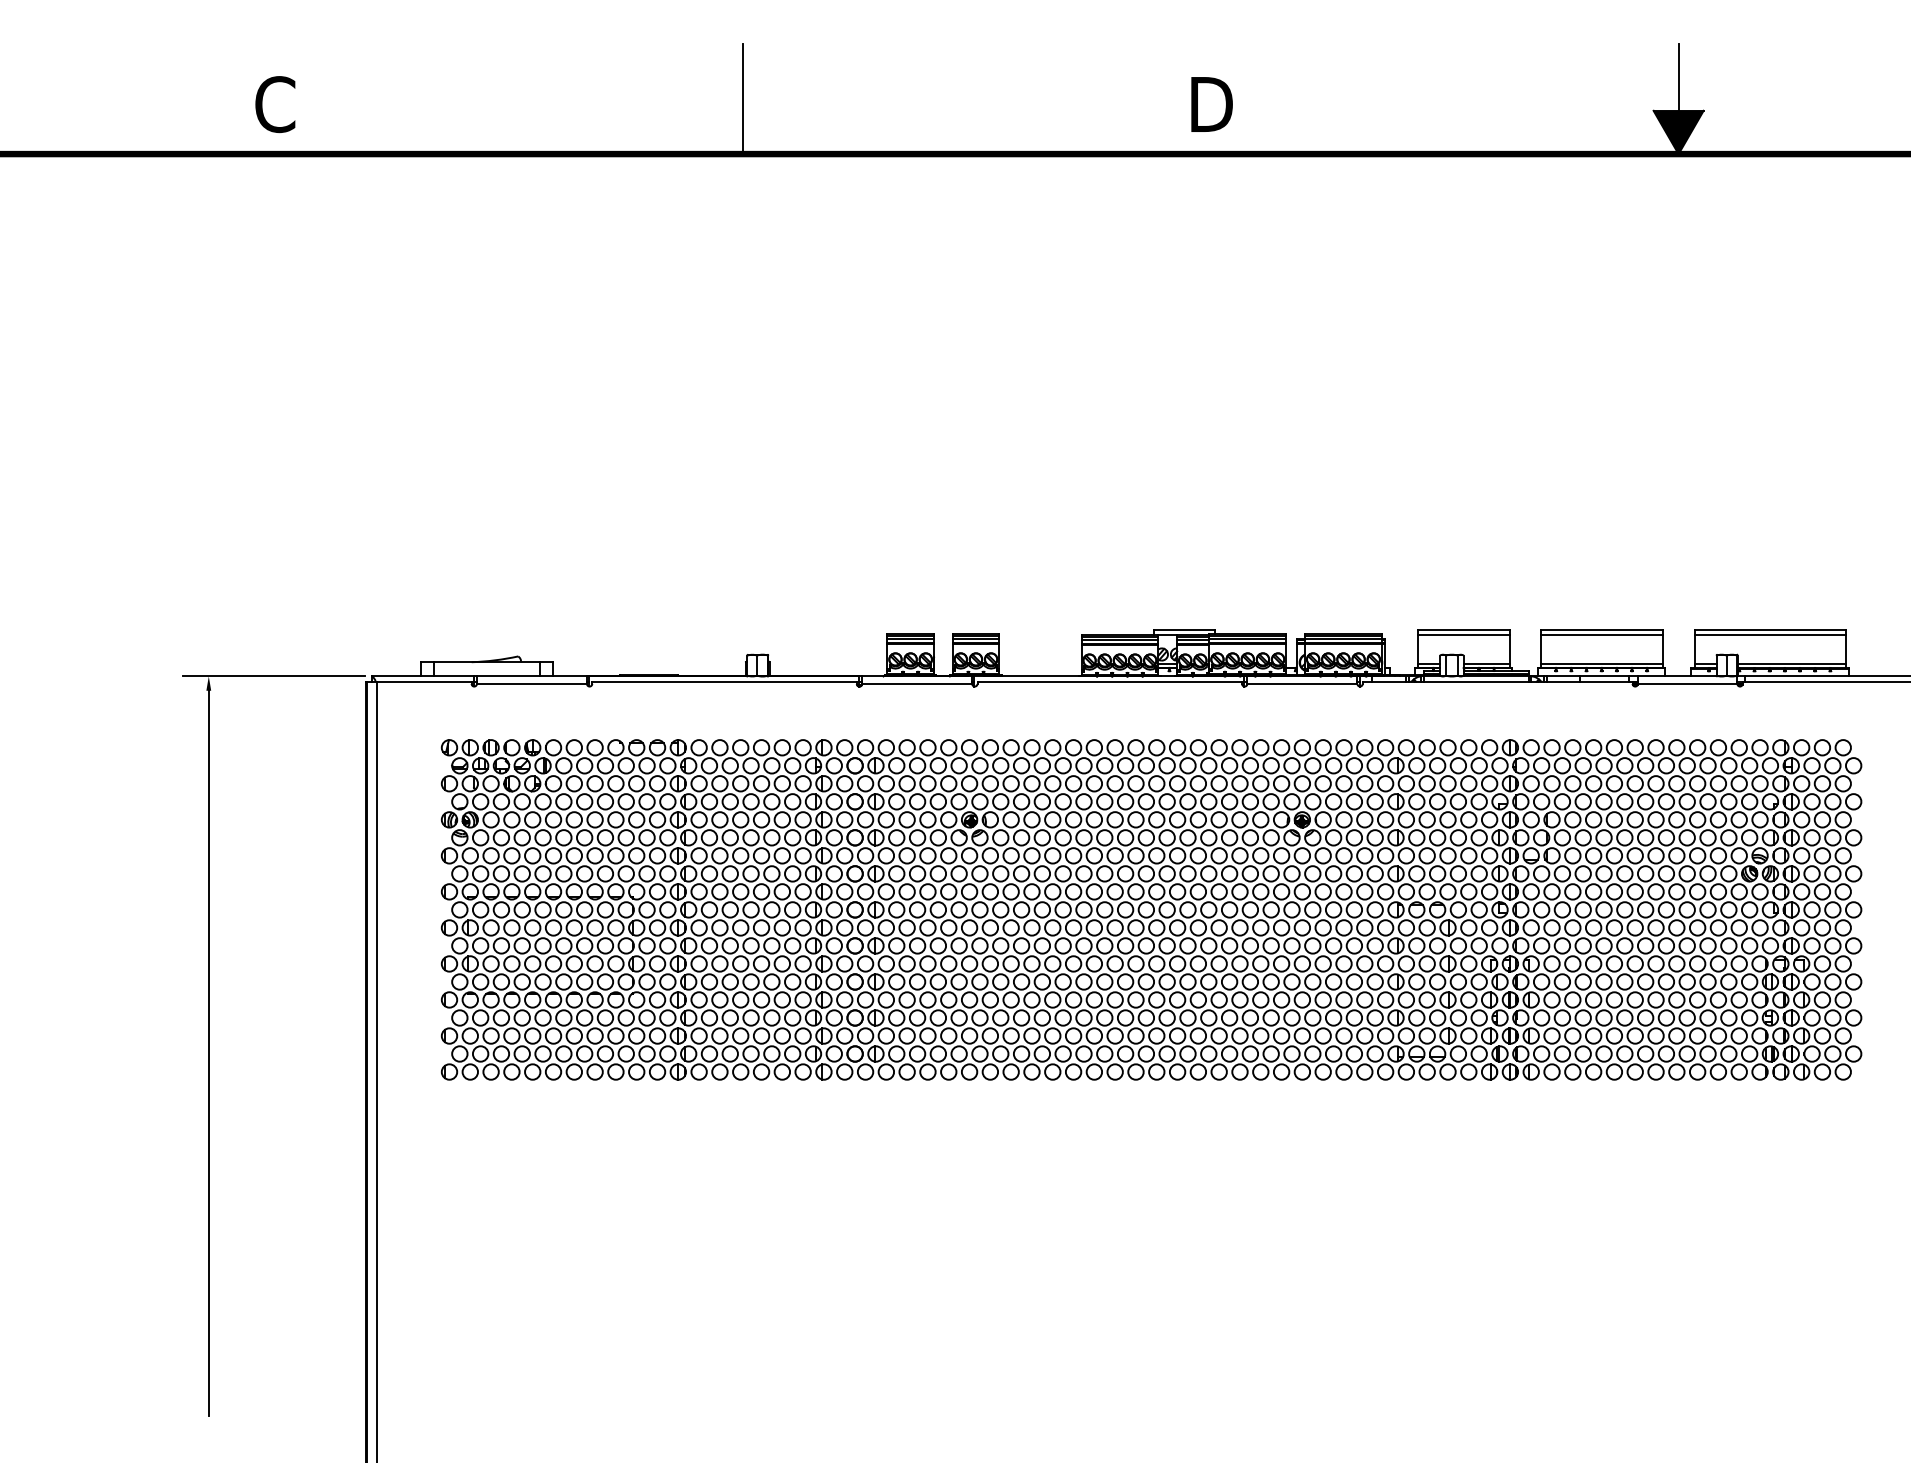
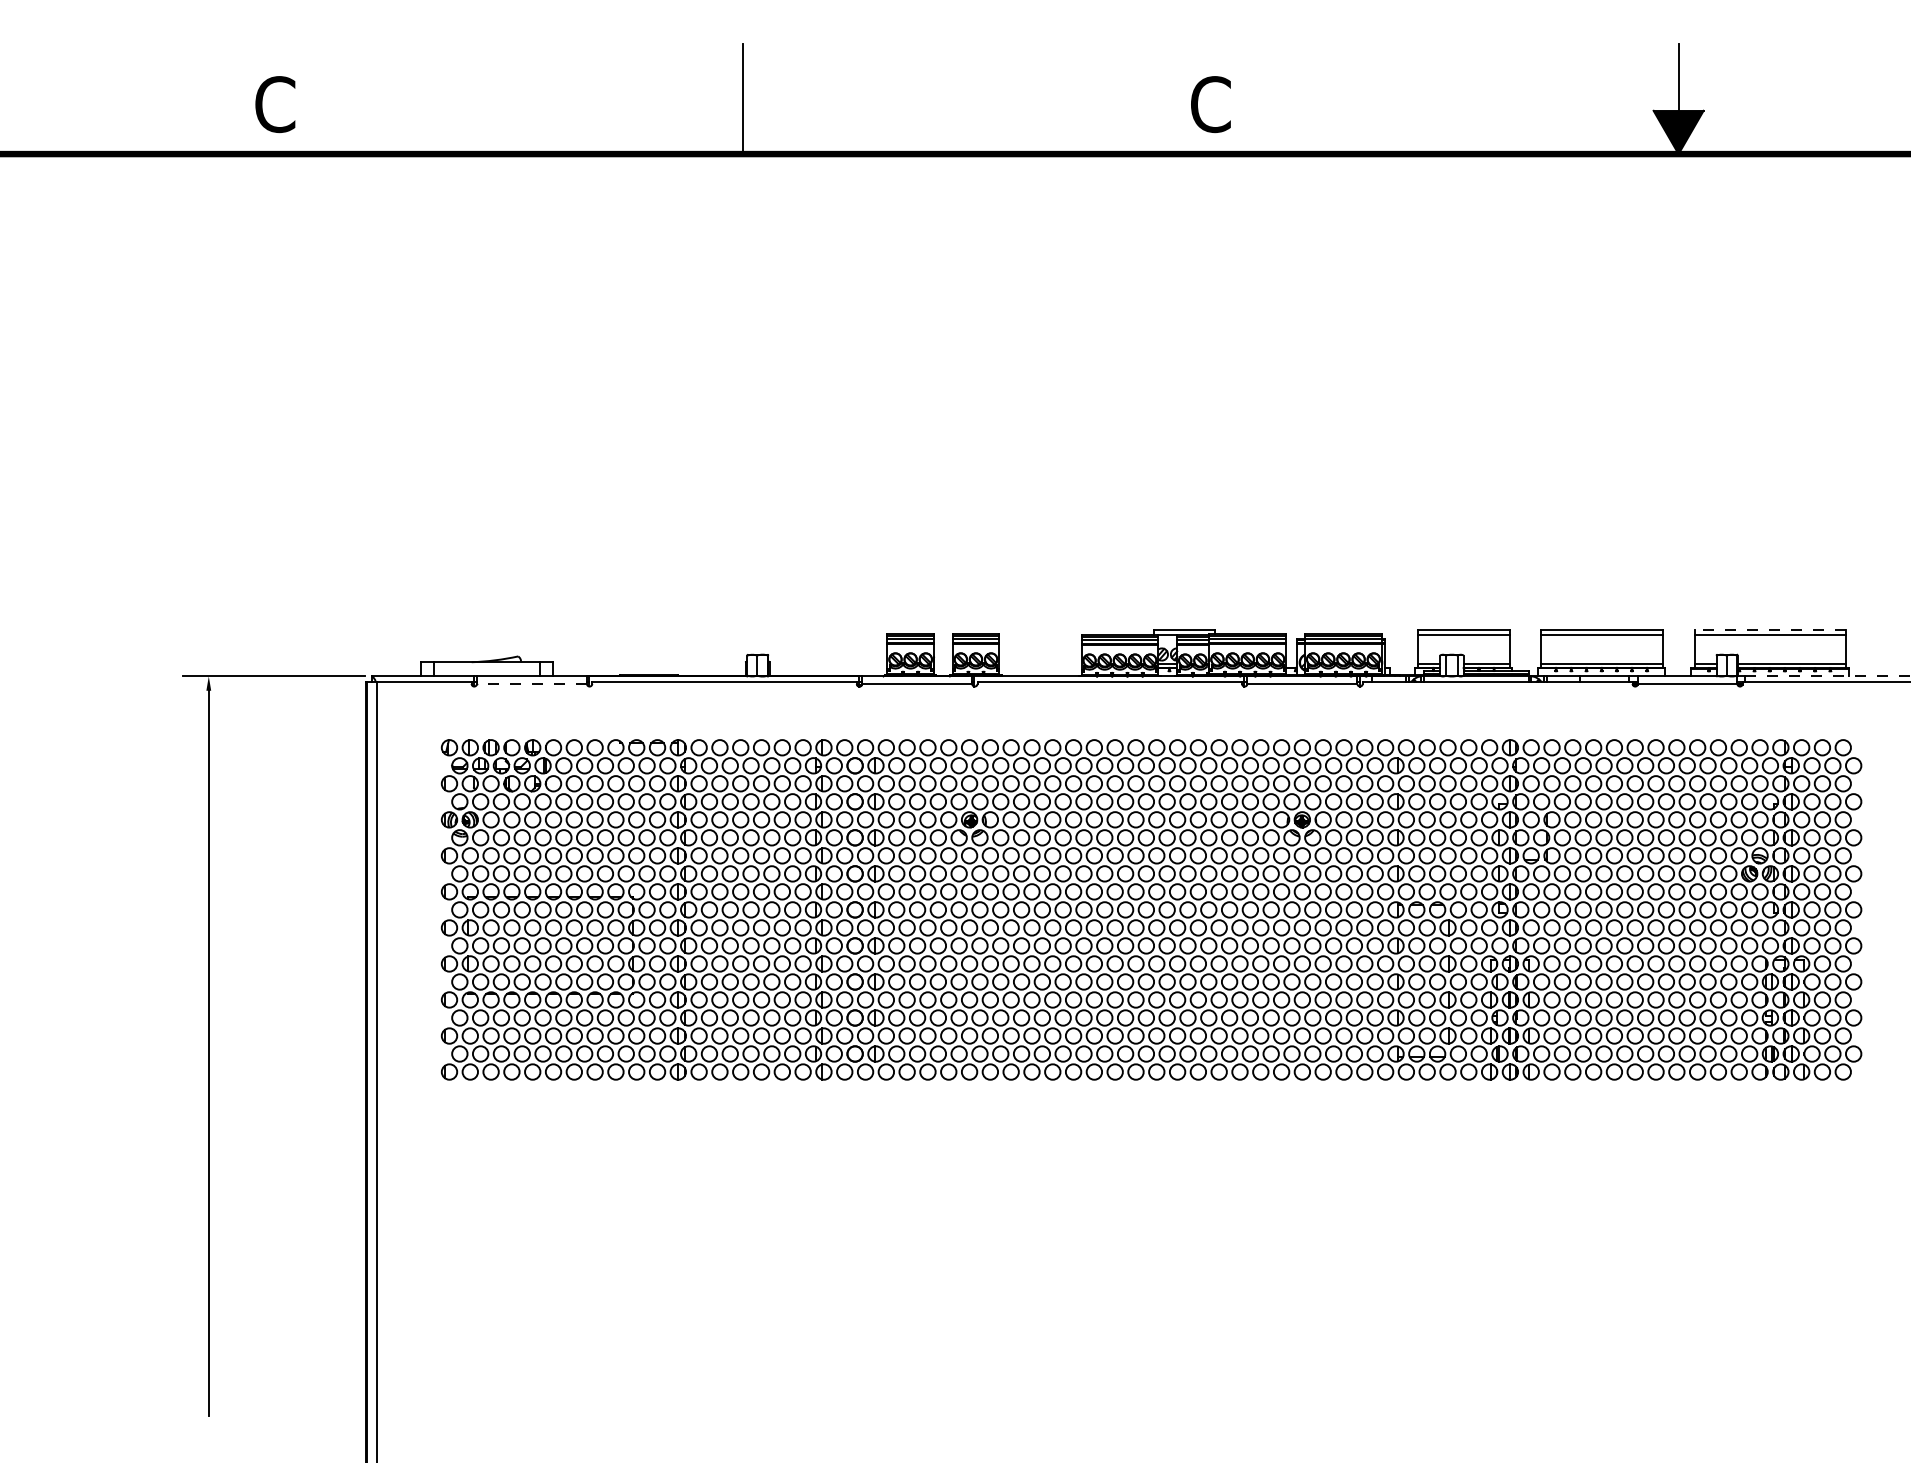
text: D -> C (1211, 104)
line: solid -> dashed (1770, 630)
line: solid -> dashed (1827, 676)
line: solid -> dashed (531, 683)
